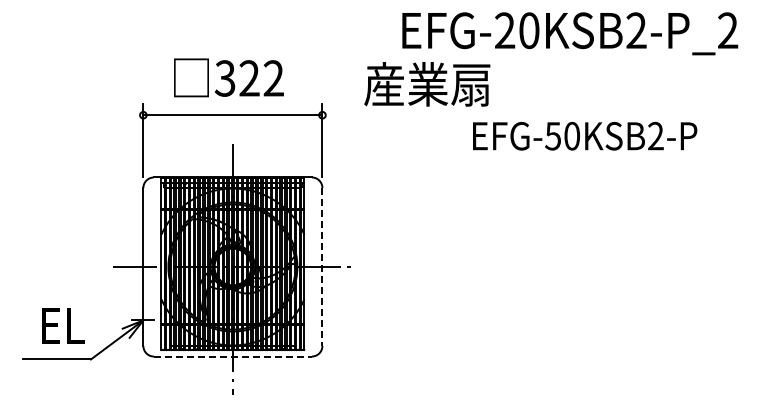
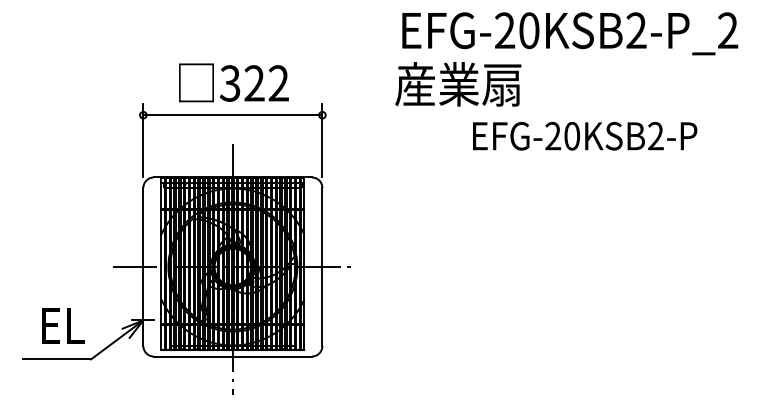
text position: (228, 77) -> (233, 82) (233, 82)
text position: (427, 84) -> (458, 84) (458, 84)
text: EFG-50KSB2-P -> EFG-20KSB2-P (553, 135)
line: dashed -> solid (322, 267)
line: dashed -> solid (232, 356)
